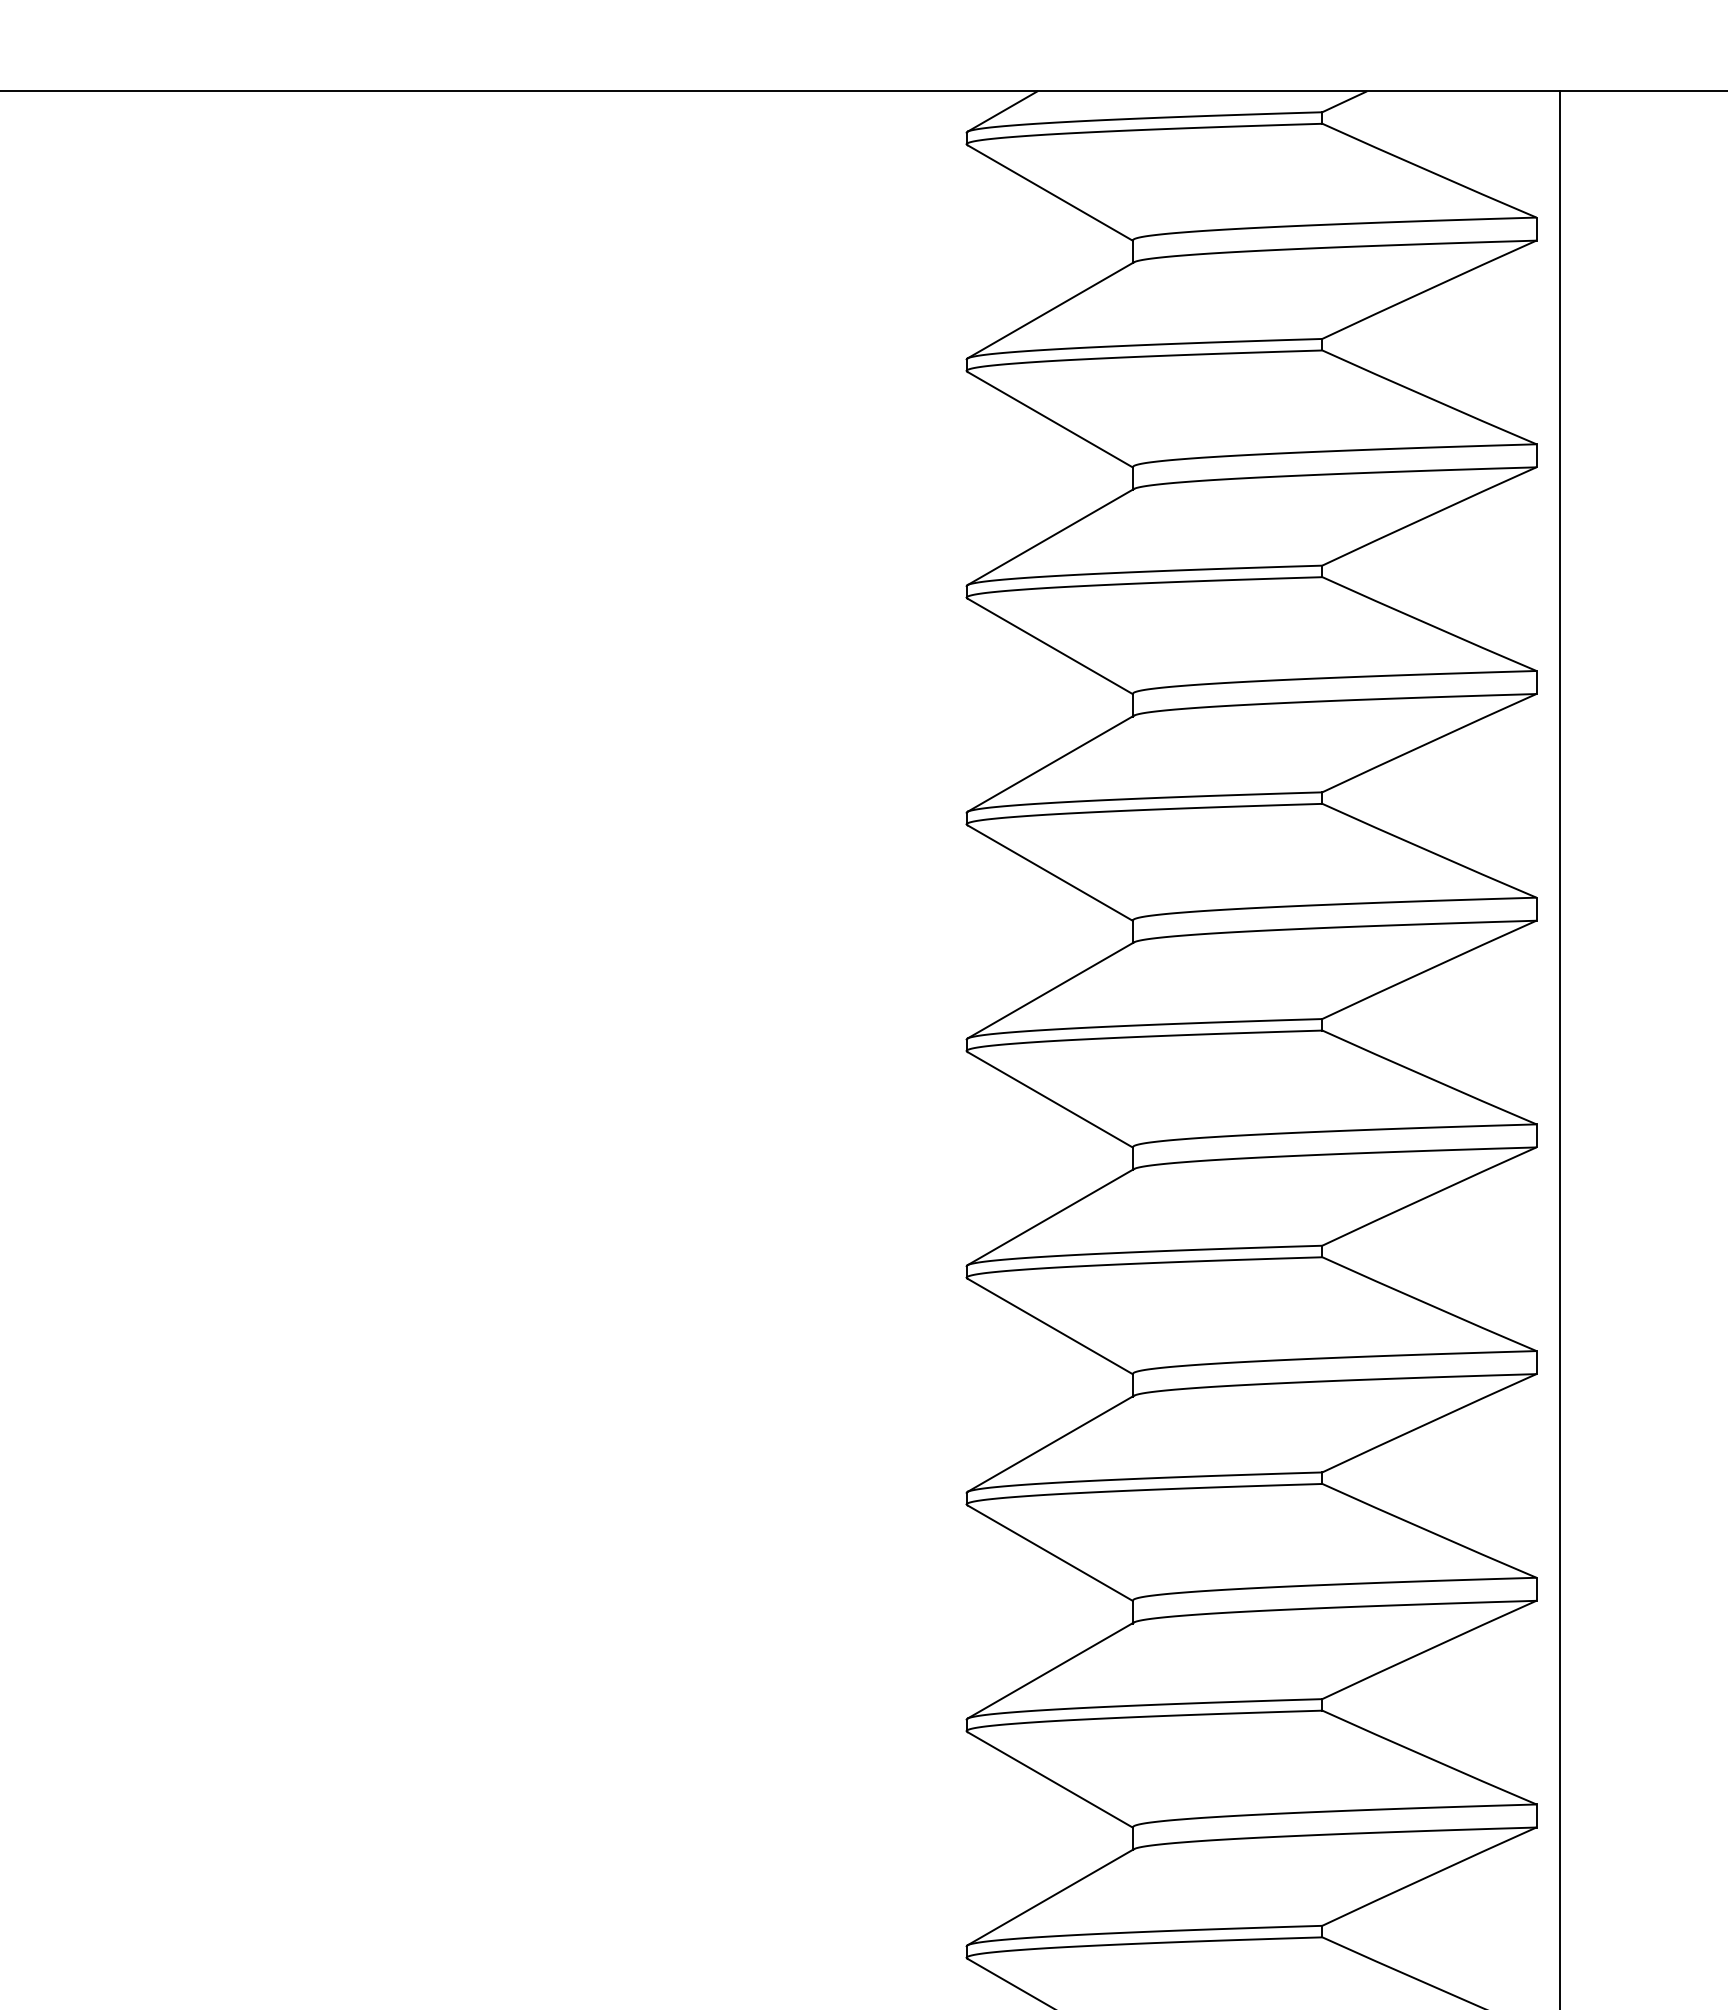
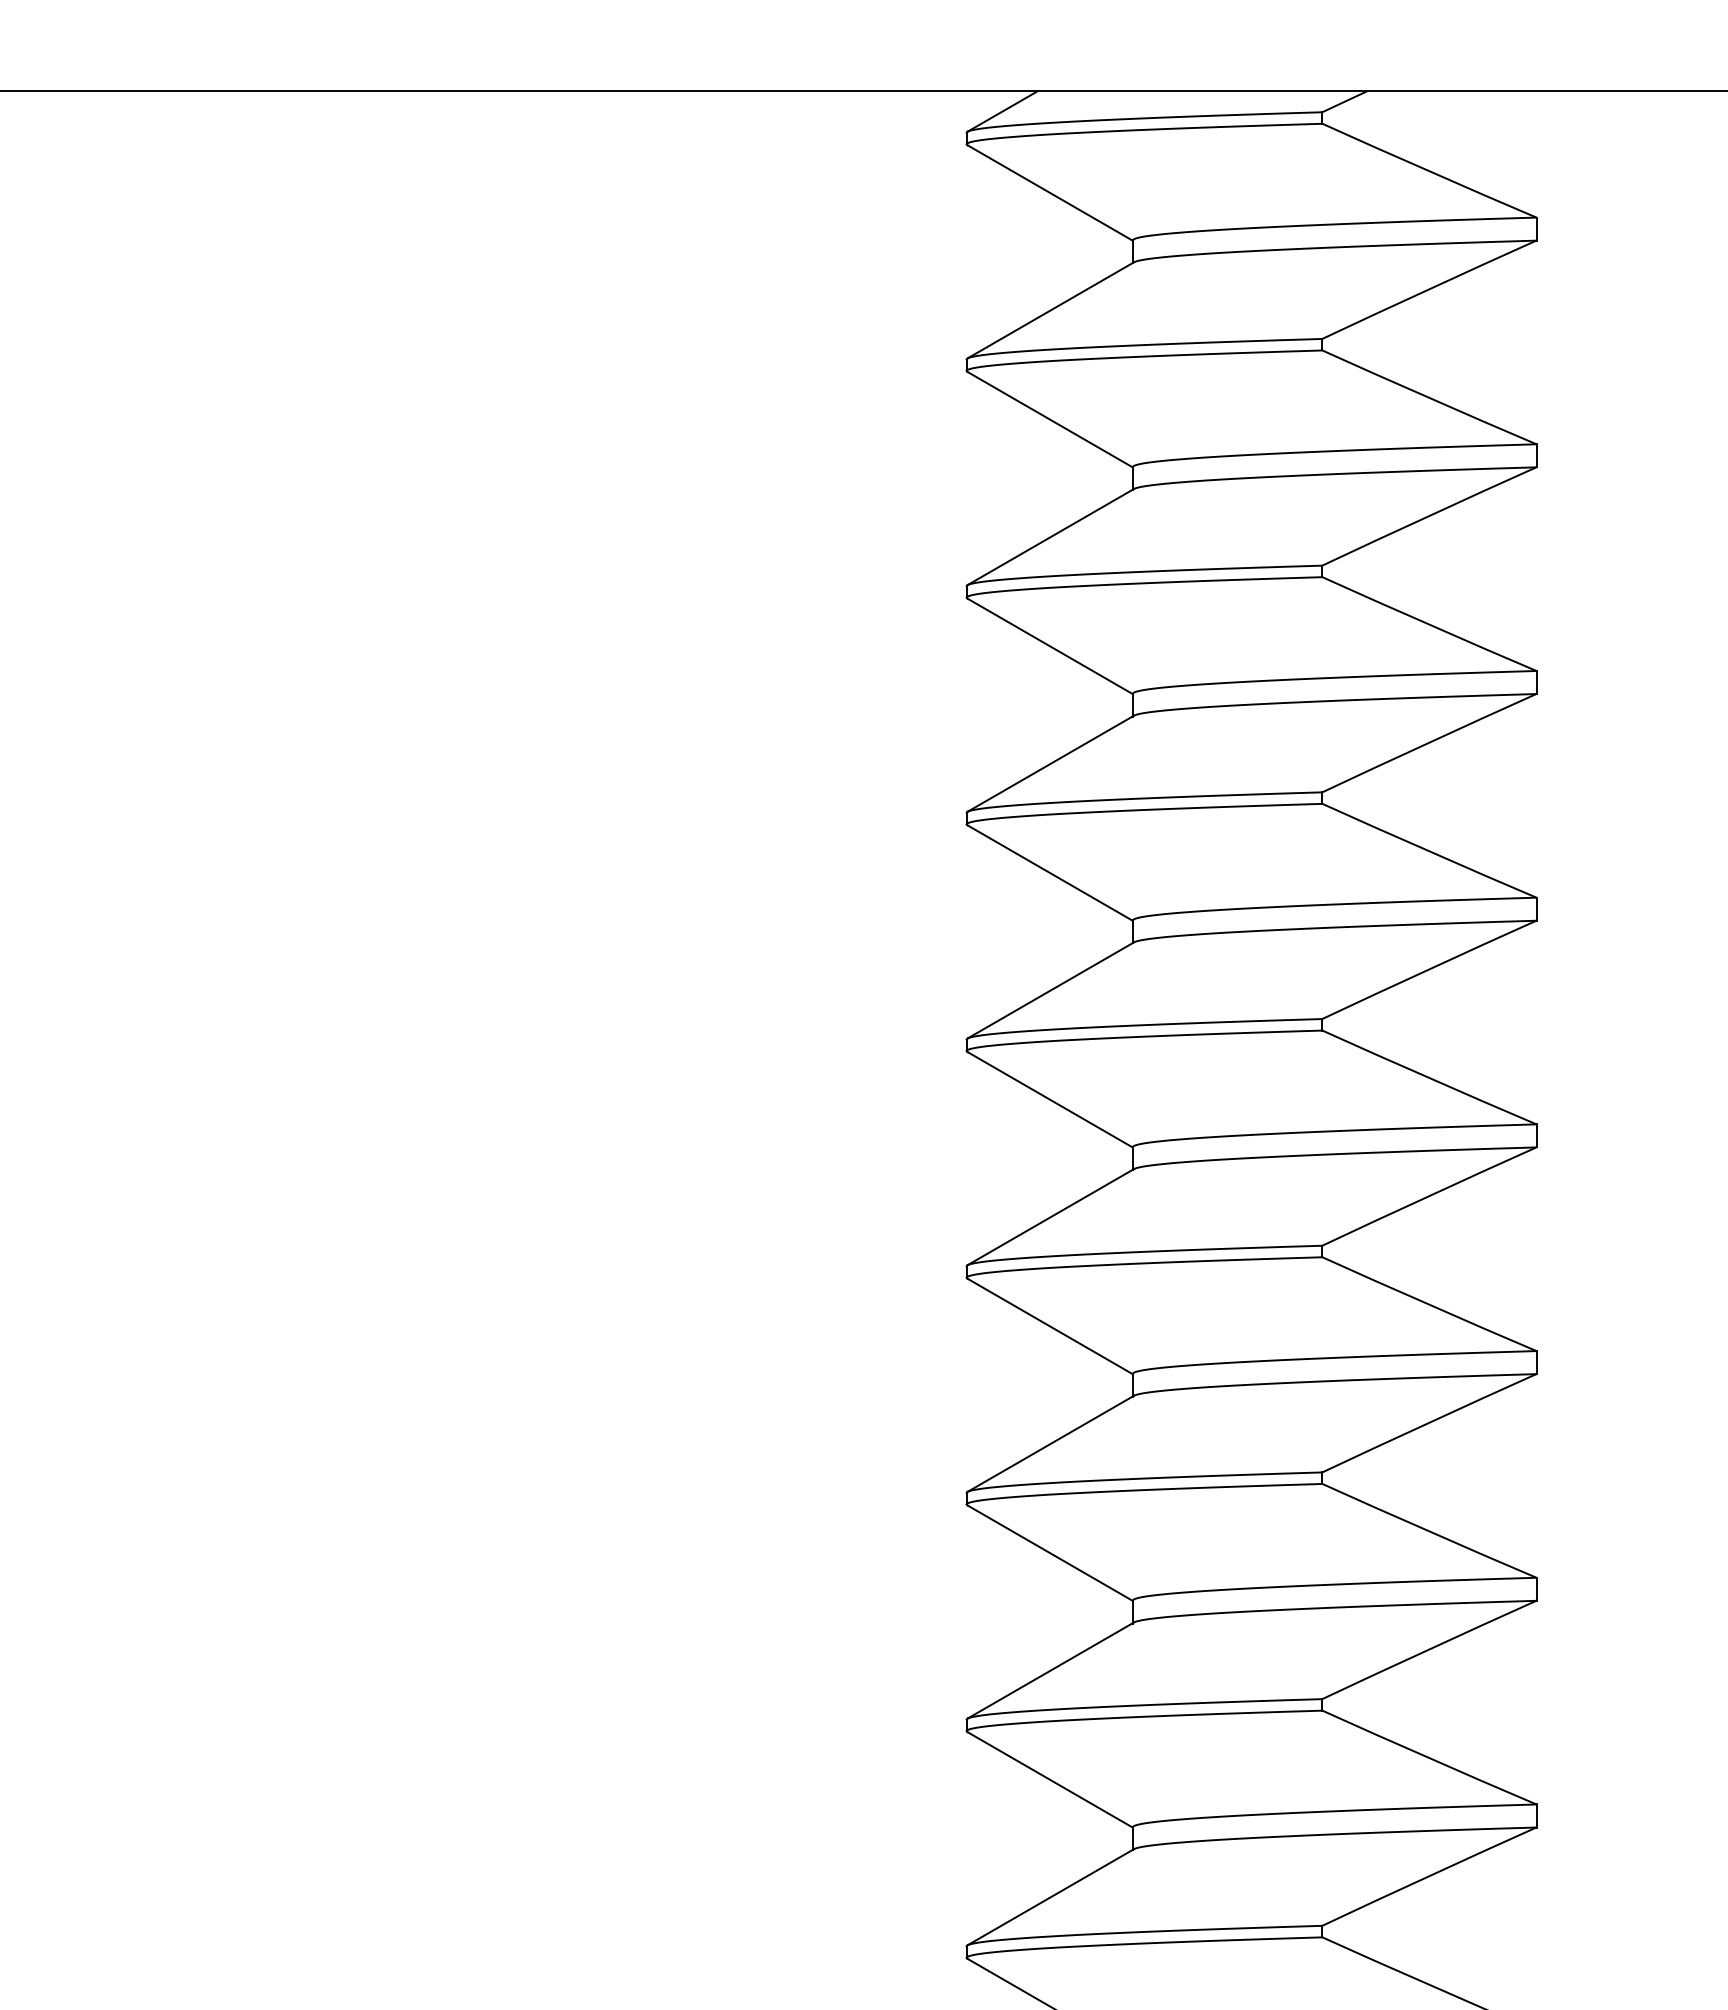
line: present -> none (1560, 1048)
